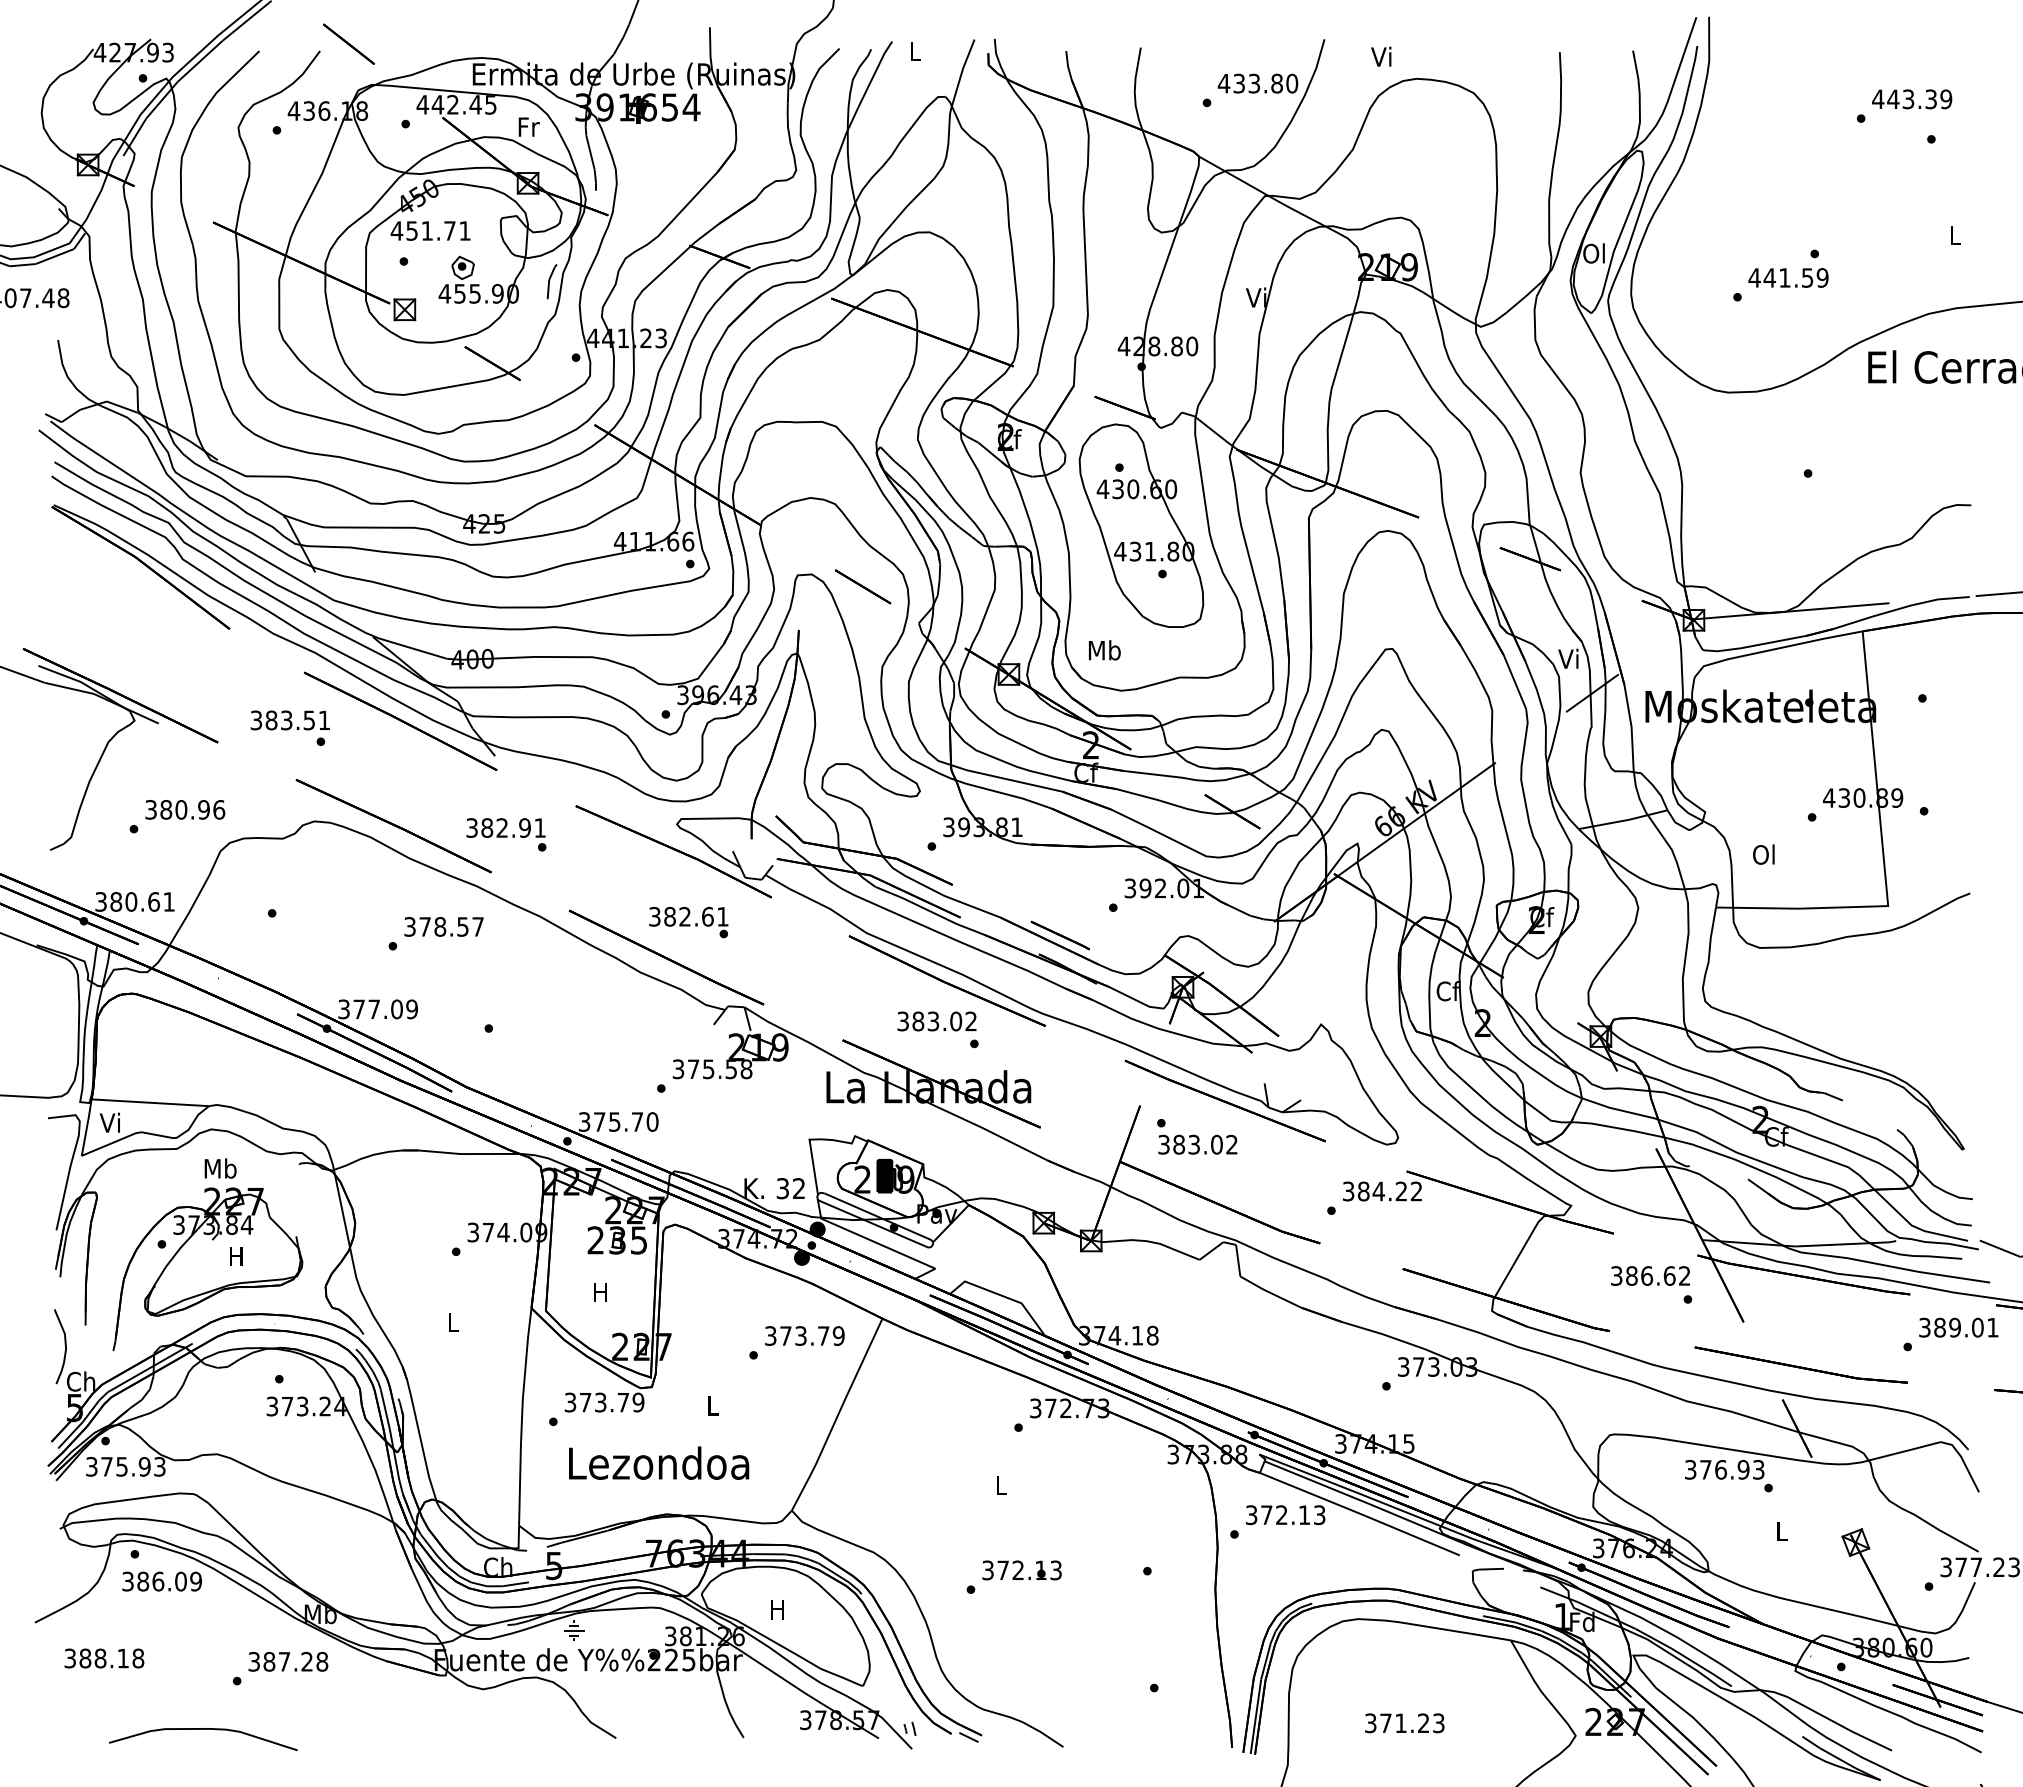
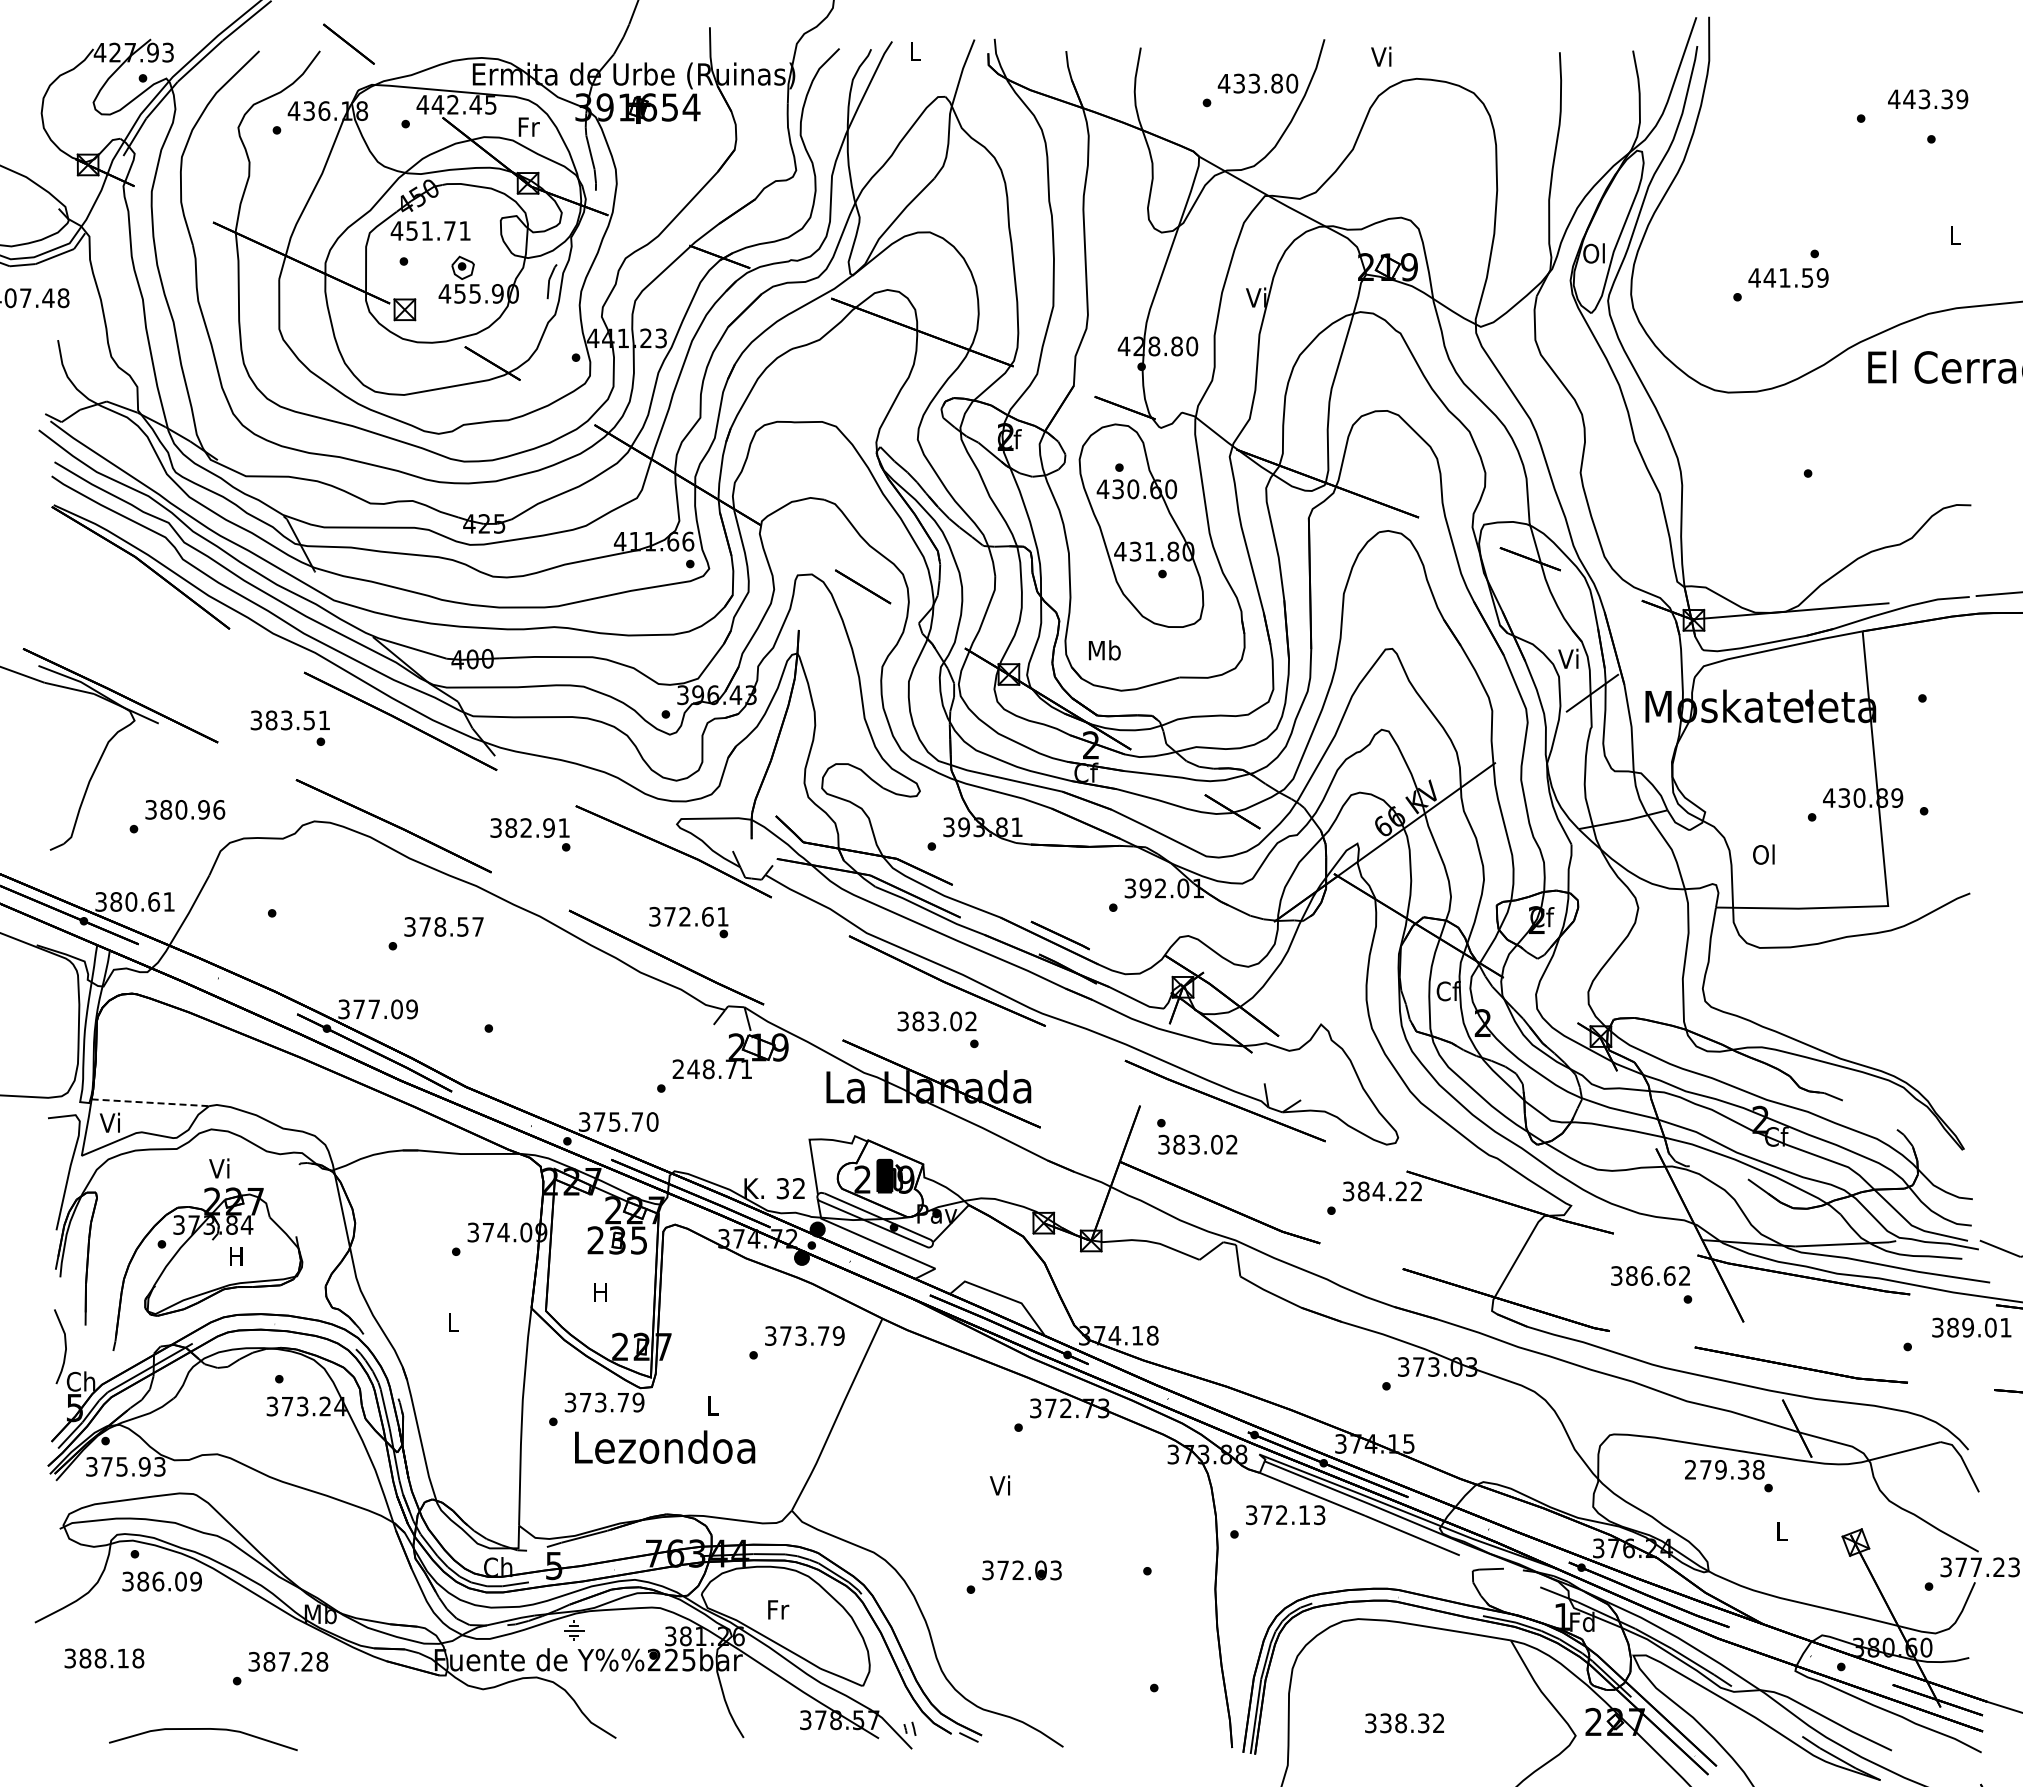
text position: (1912, 99) -> (1928, 99) (1928, 99)
text position: (506, 834) -> (530, 834) (530, 834)
text: 382.61 -> 372.61 (669, 916)
text: 375.58 -> 248.71 (712, 1069)
line: solid -> dashed (150, 1102)
text: Mb -> Vi (220, 1168)
text position: (1958, 1327) -> (1971, 1327) (1971, 1327)
text position: (659, 1462) -> (665, 1446) (665, 1446)
text: 376.93 -> 279.38 (1724, 1469)
text: L -> Vi (999, 1485)
text: 372.13 -> 372.03 (1040, 1570)
text: H -> Fr (778, 1609)
text: 371.23 -> 338.32 (1412, 1723)
